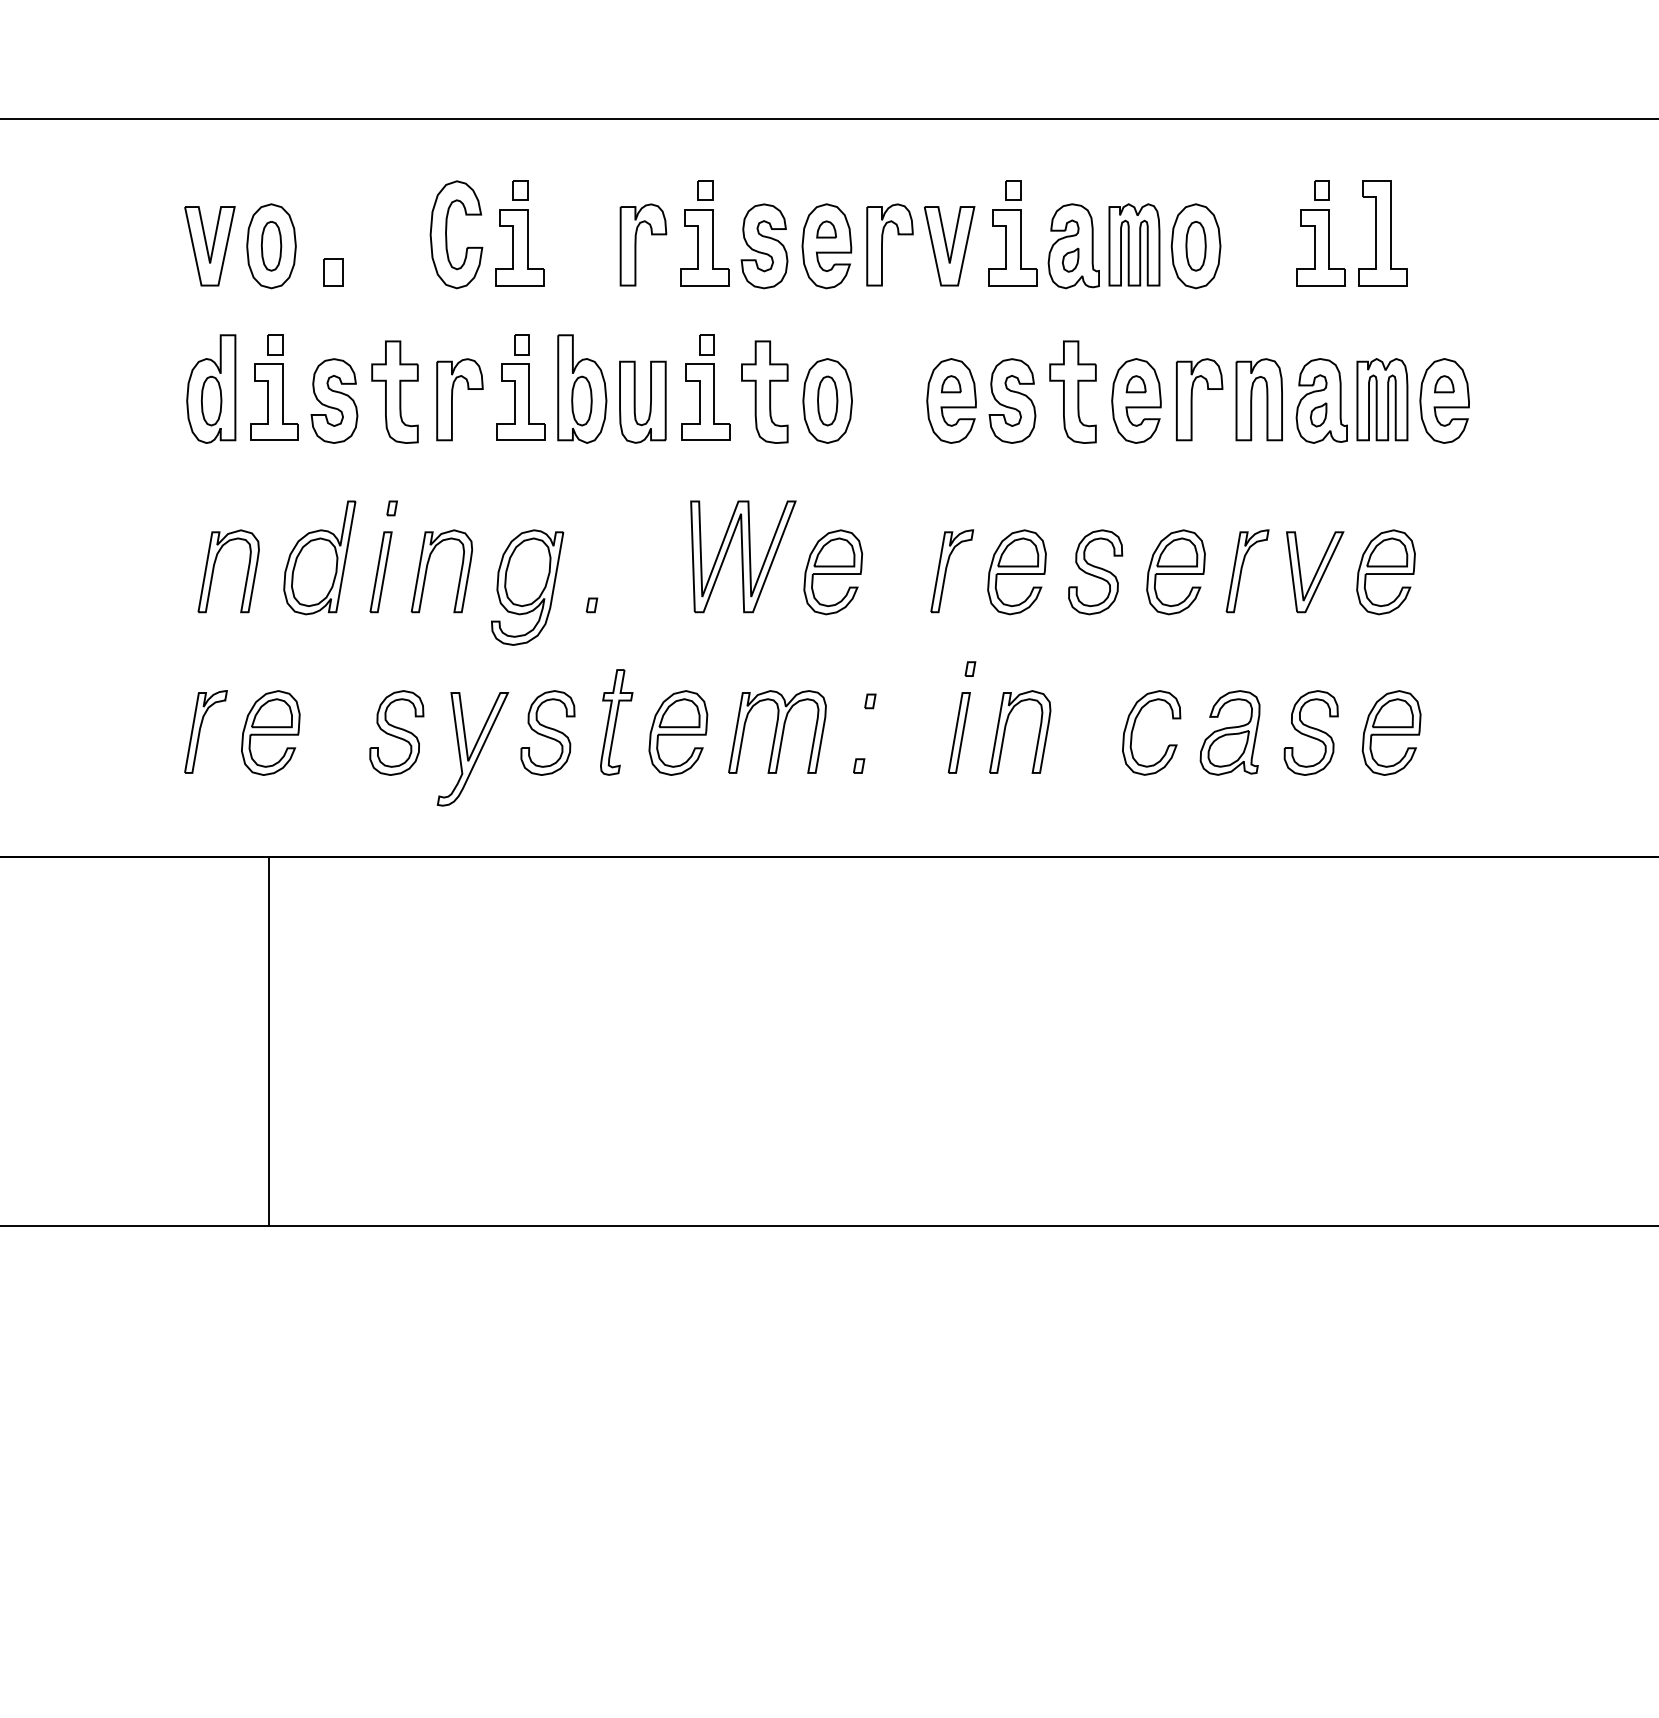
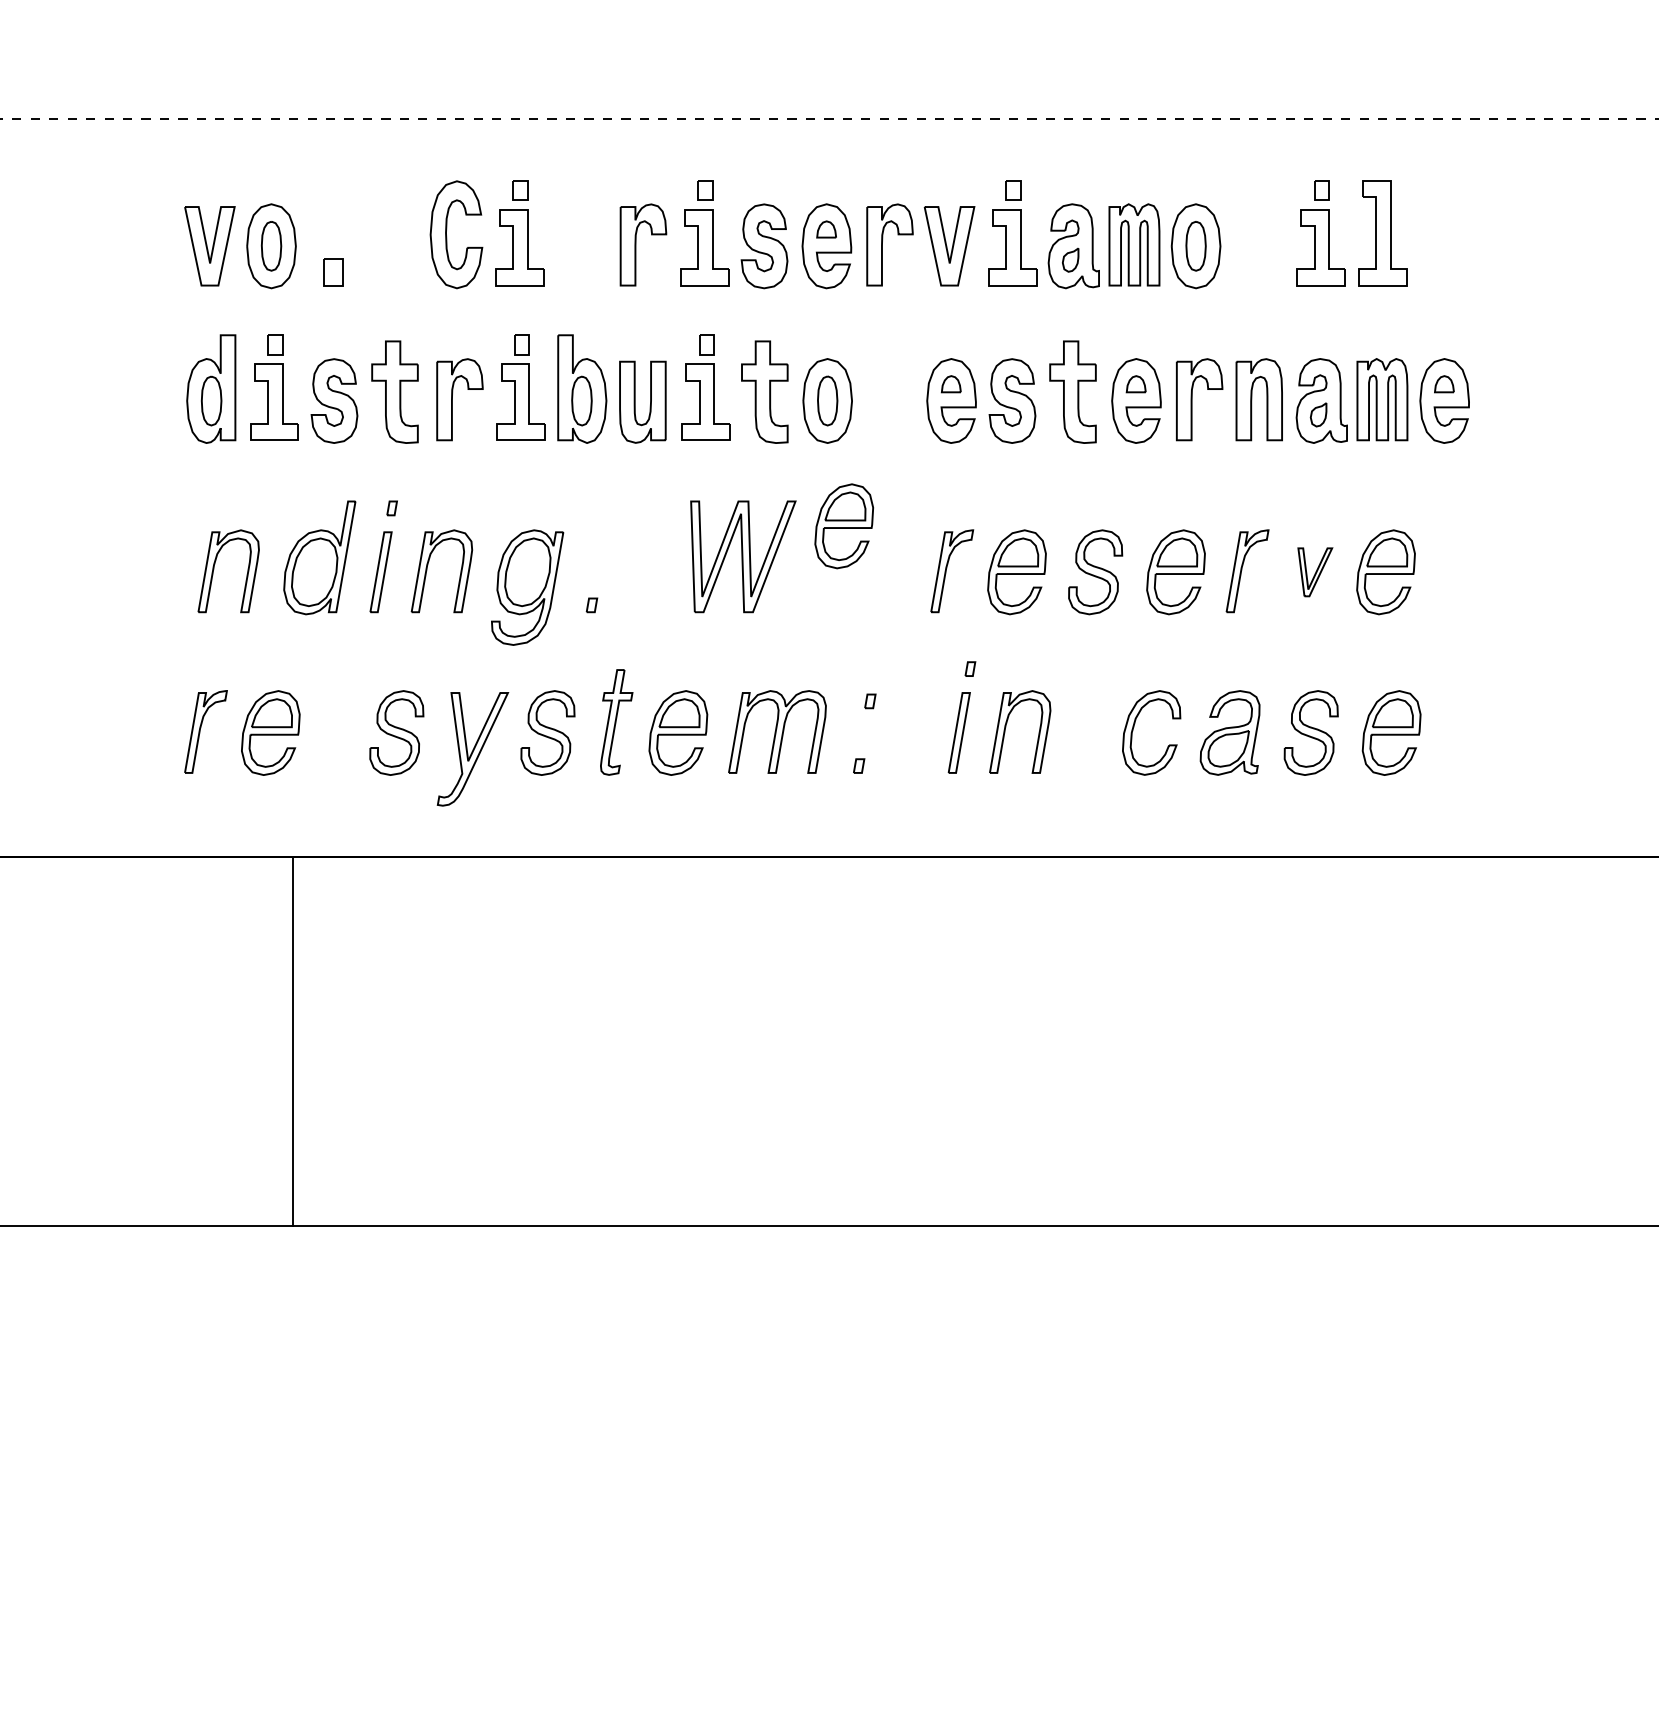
line: solid -> dashed (829, 118)
part position: (832, 572) -> (843, 526) (843, 526)
part size: 59x83 px -> 37x51 px (1315, 572)
line position: (269, 1041) -> (293, 1041) (293, 1041)
